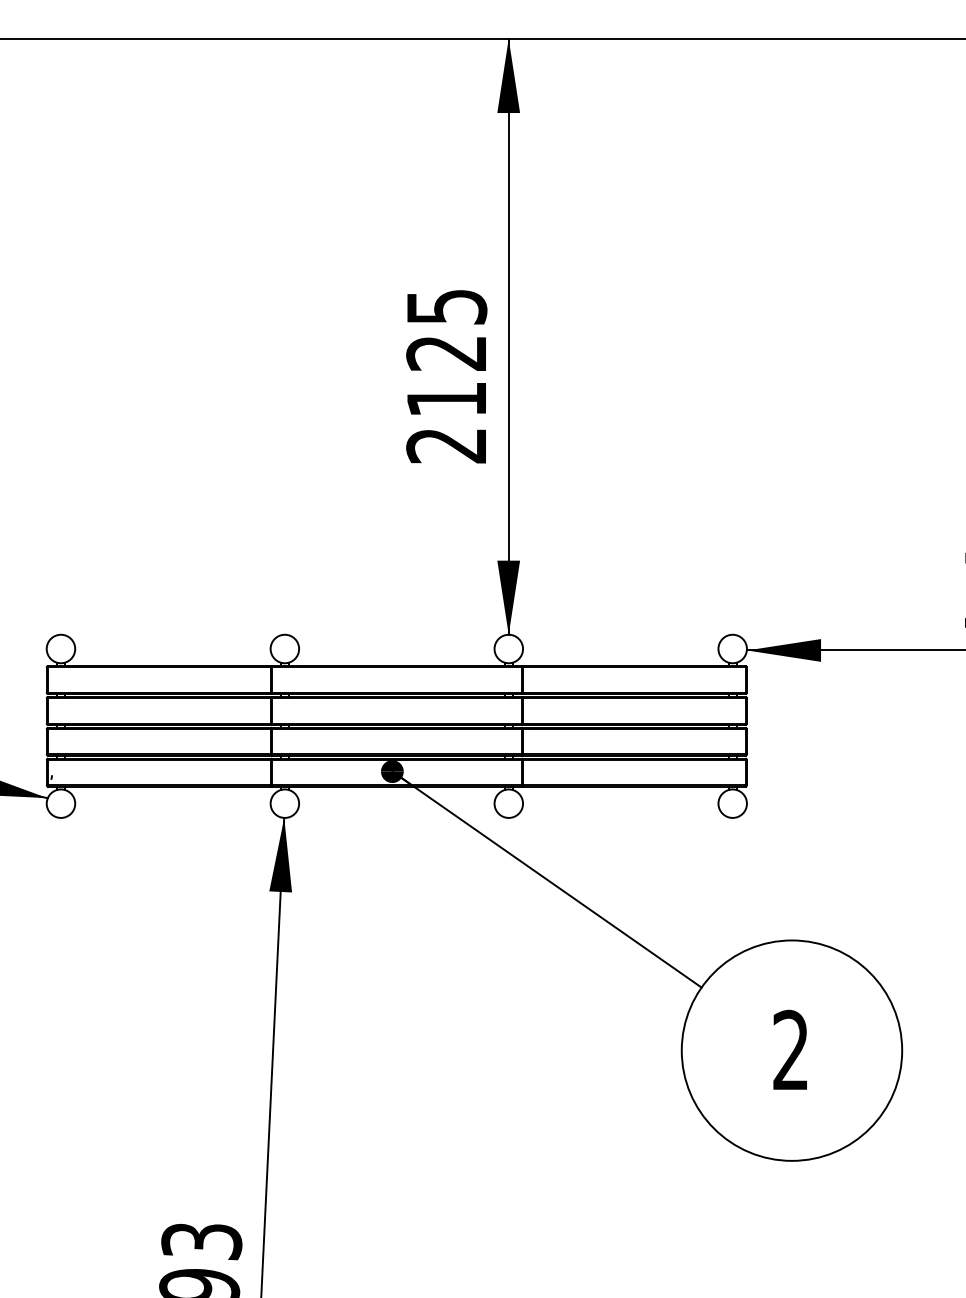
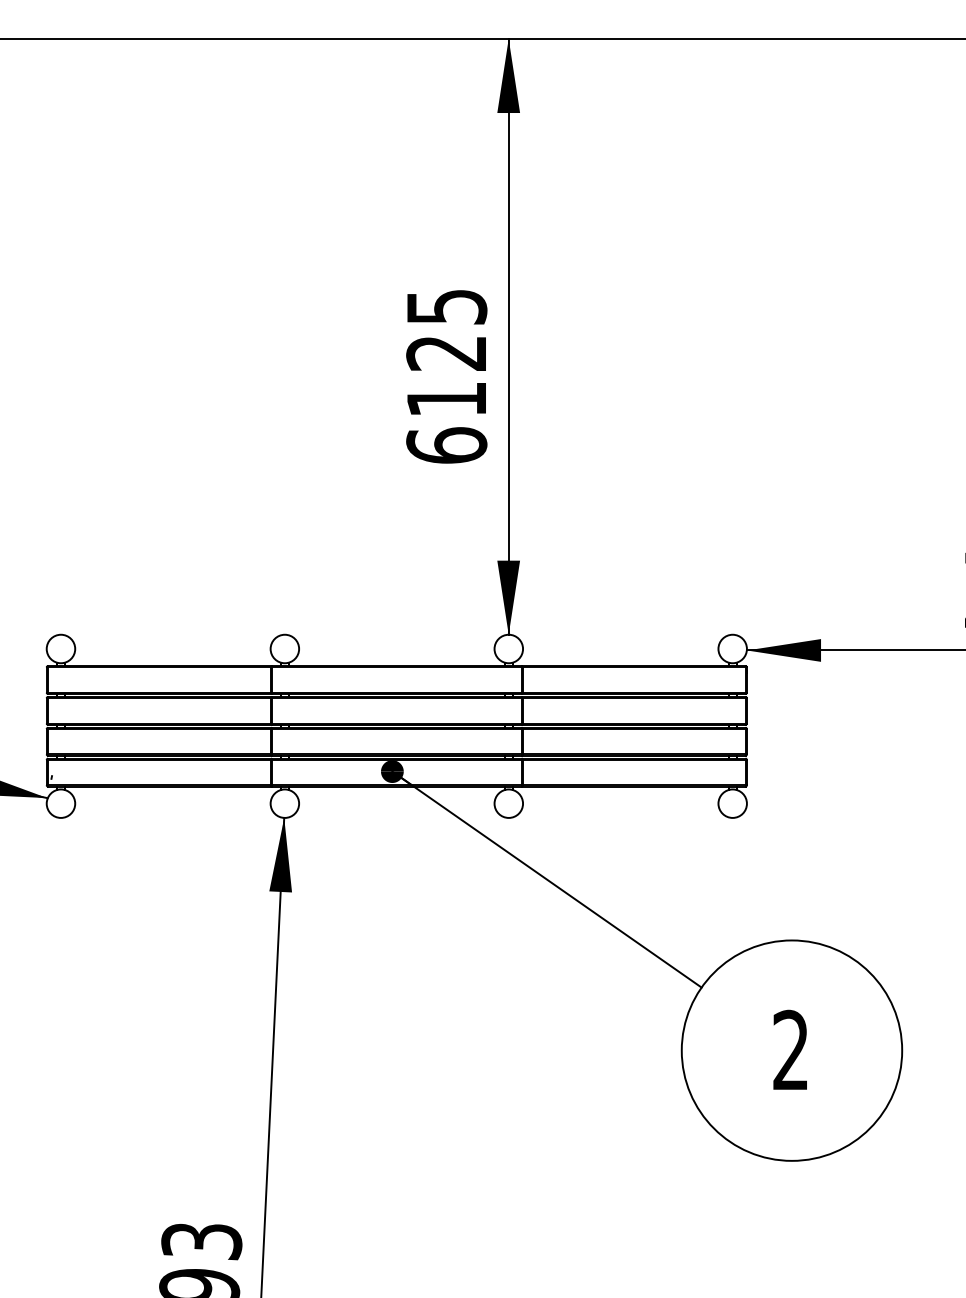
text: 2125 -> 6125 (446, 445)
